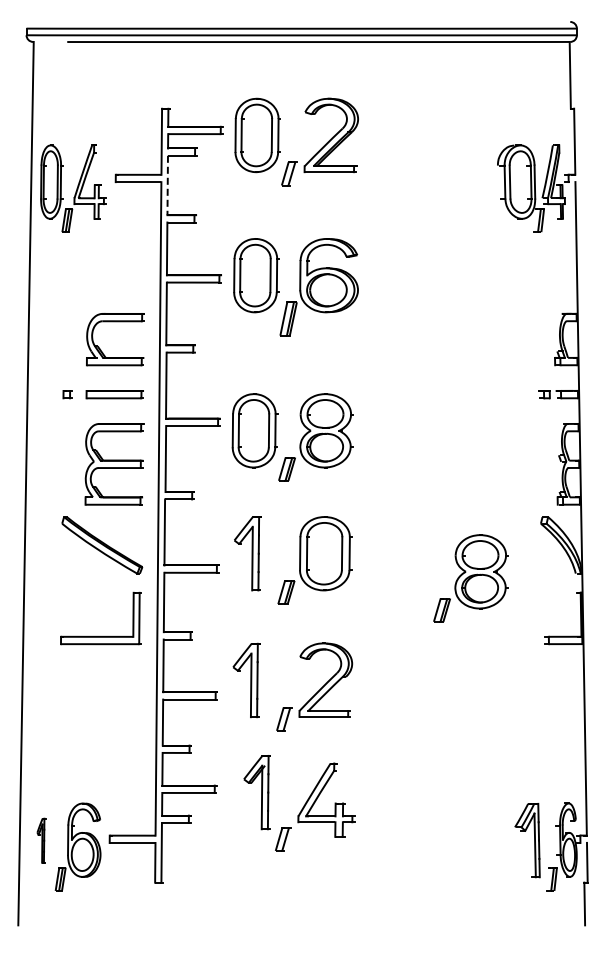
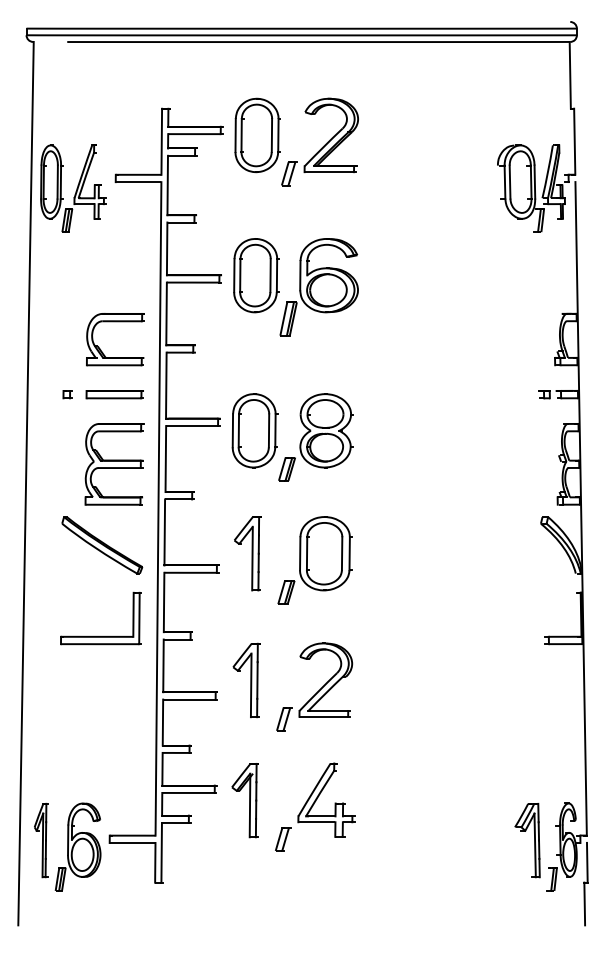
line: dashed -> solid (167, 185)
part: present -> none (470, 578)
part position: (256, 792) -> (244, 800) (244, 800)
part size: 11x47 px -> 15x76 px (41, 840)
